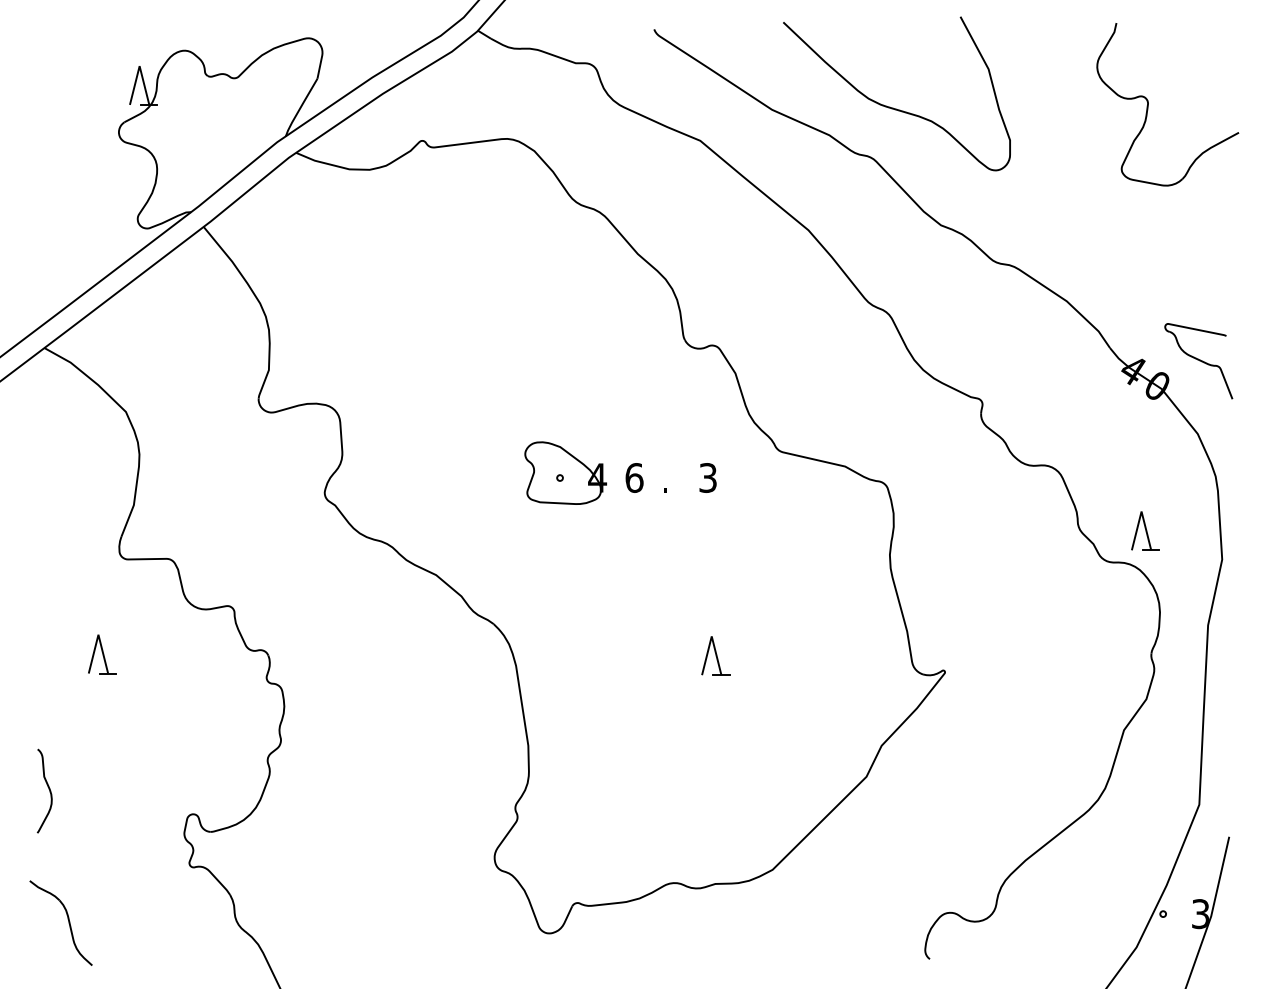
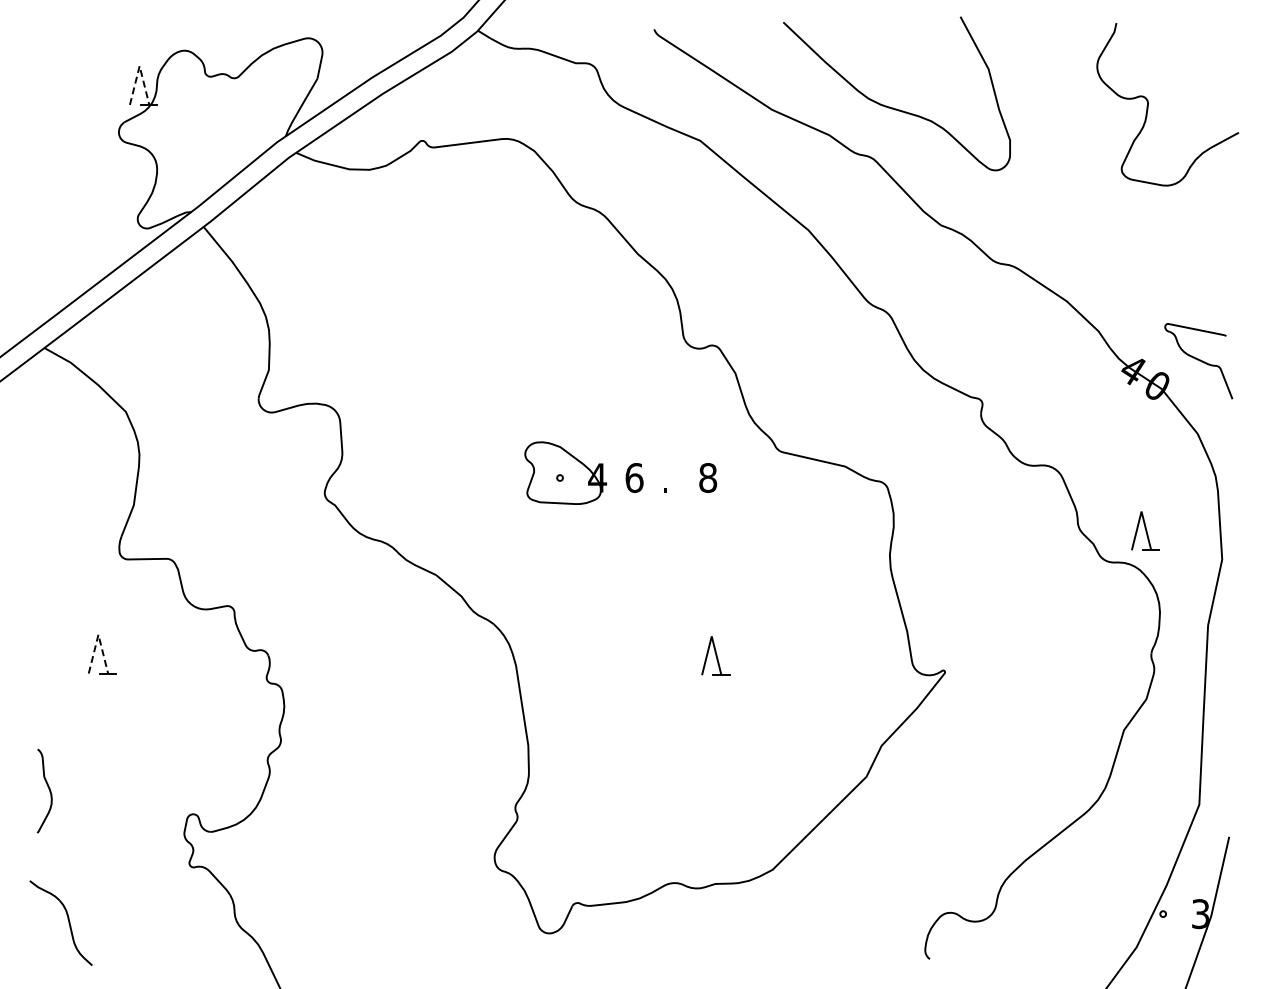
line: solid -> dashed (139, 66)
text: 3 -> 8 (708, 477)
line: solid -> dashed (98, 634)
